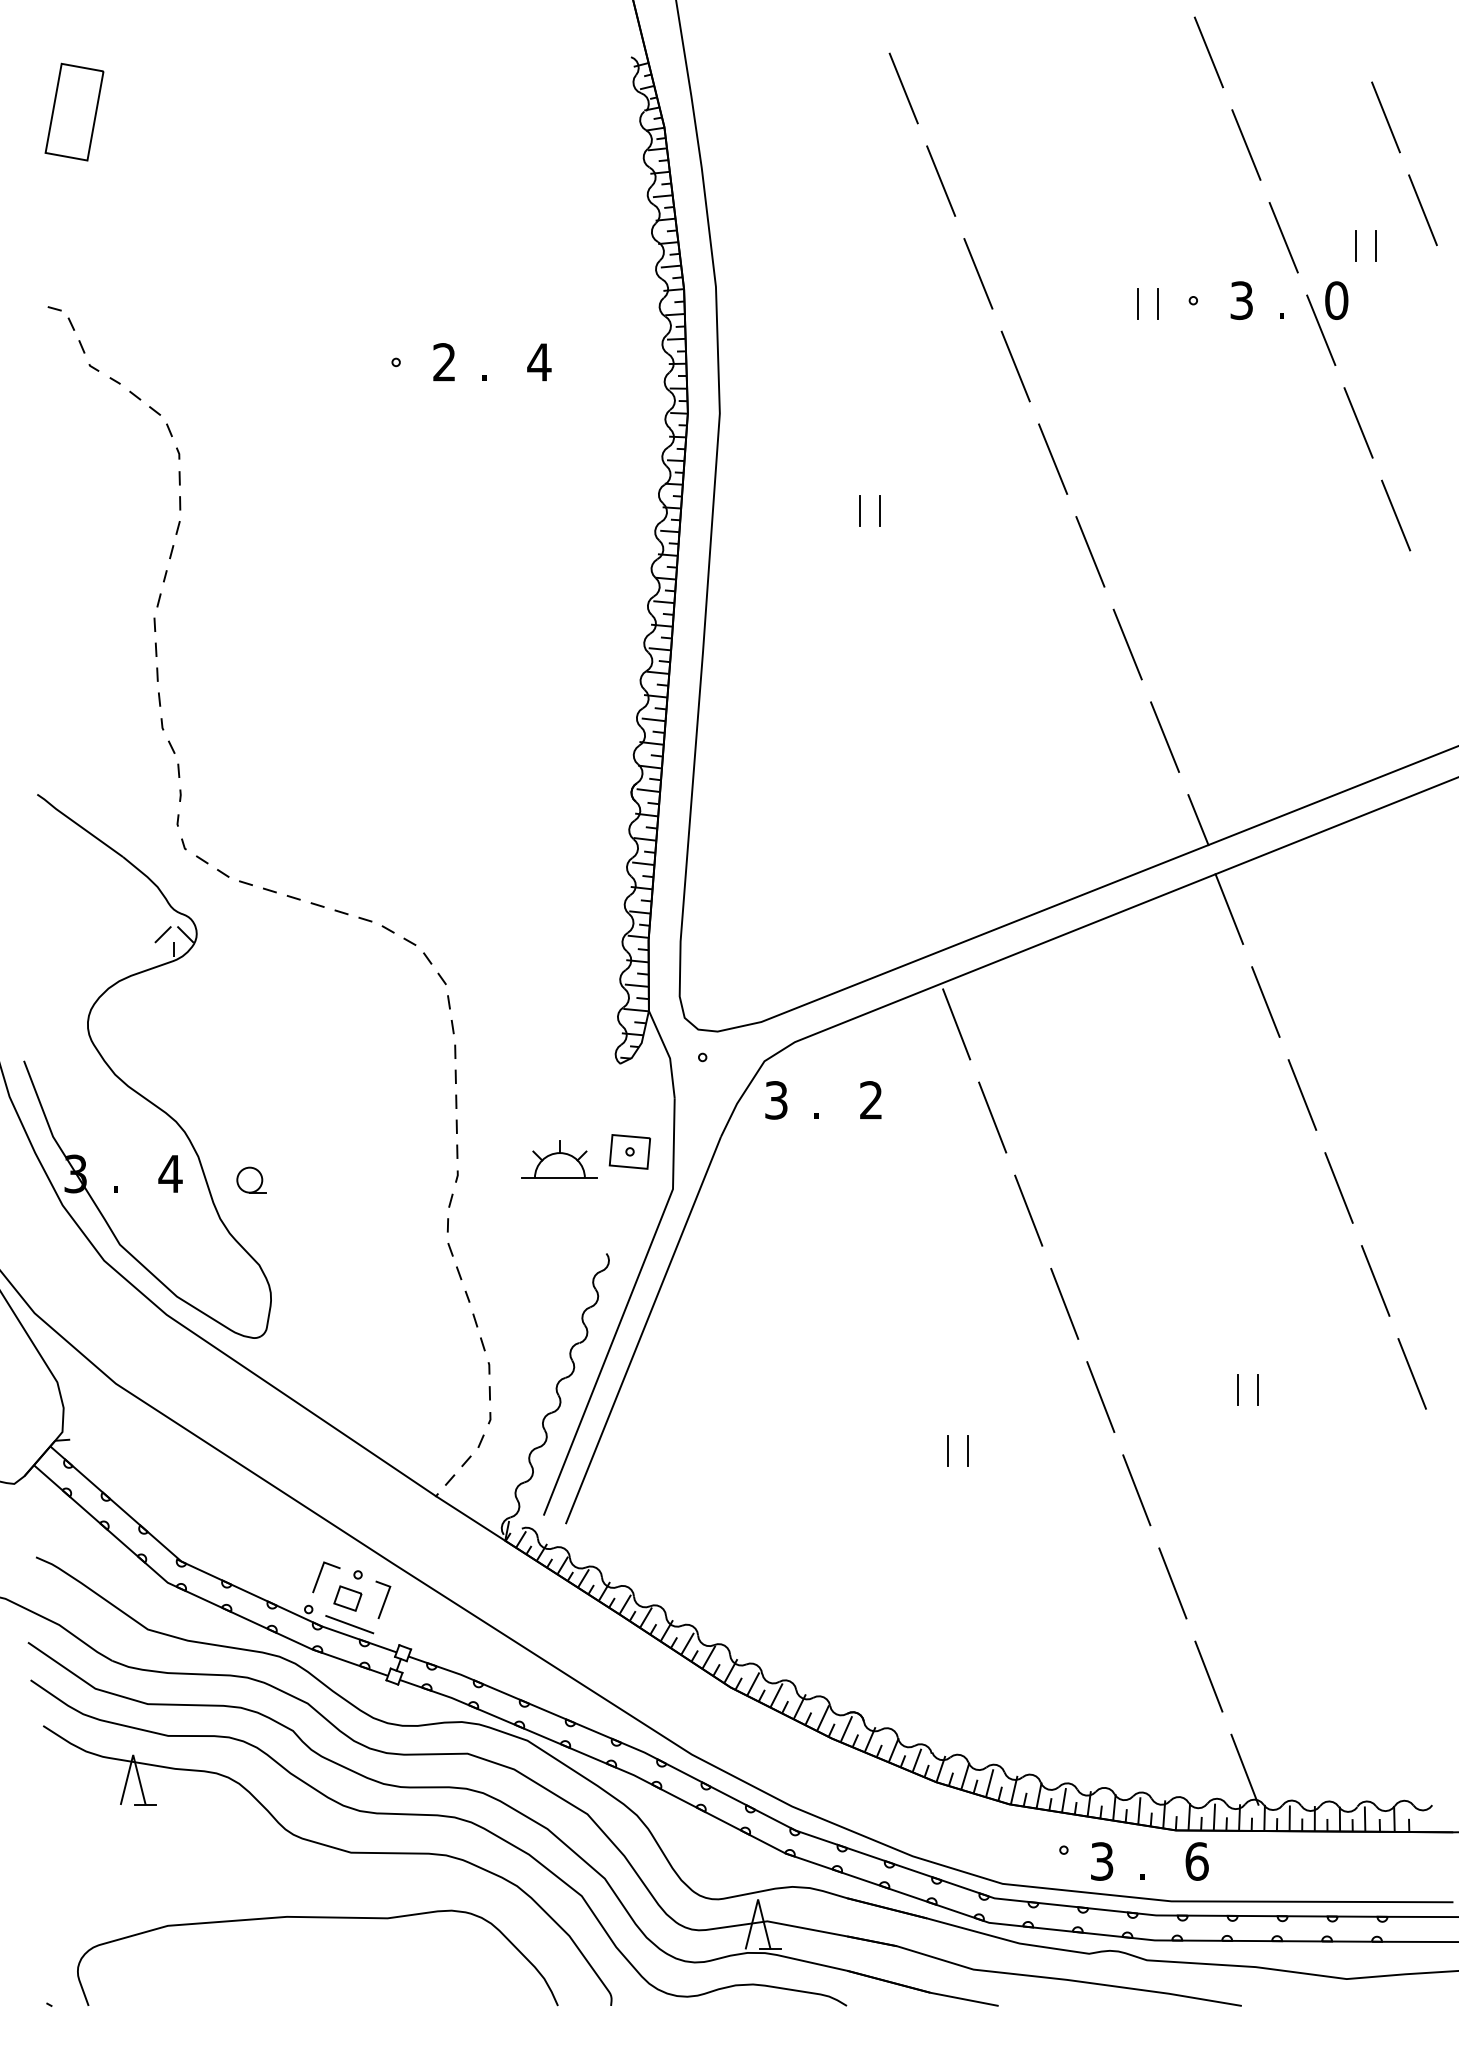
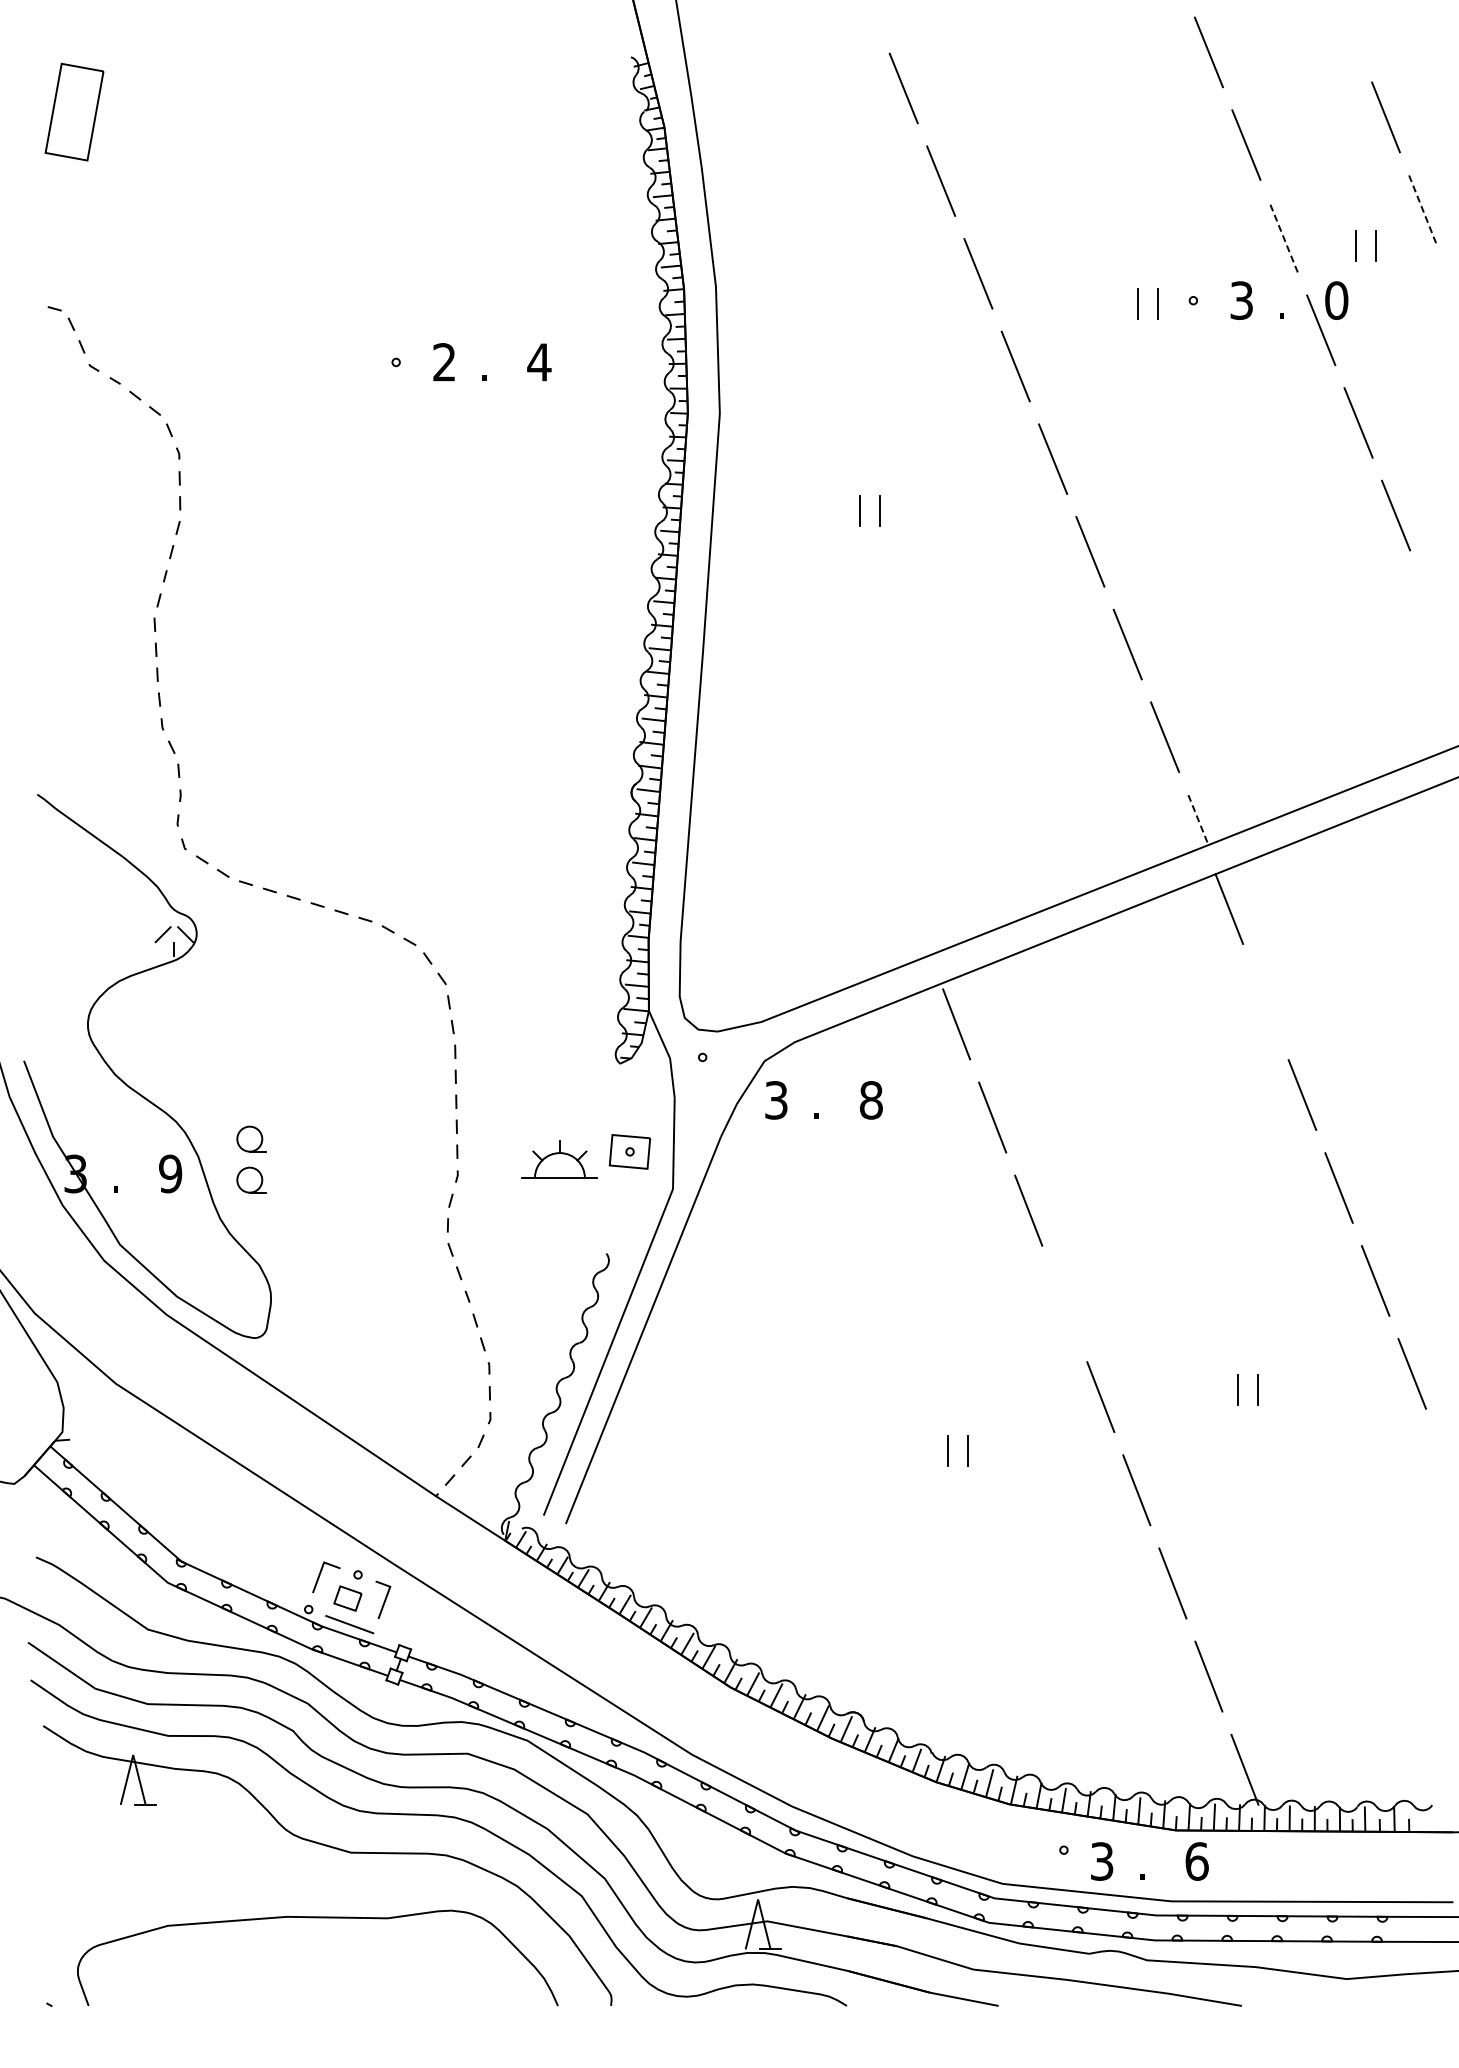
line: solid -> dashed (1423, 210)
line: solid -> dashed (1283, 237)
line: solid -> dashed (1198, 820)
line: present -> none (1265, 1001)
text: 2 -> 8 (870, 1100)
part: none -> present (251, 1138)
text: 4 -> 9 (170, 1173)
line: present -> none (1064, 1303)
